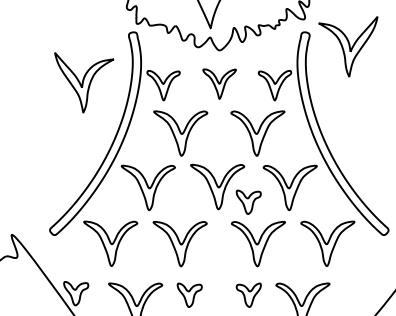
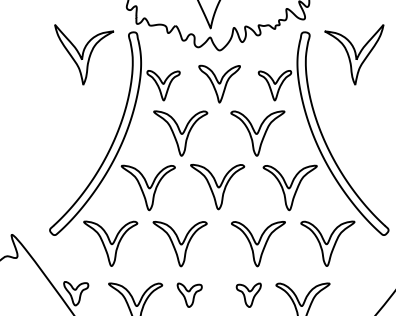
part position: (348, 46) -> (354, 54) (354, 54)
part position: (84, 82) -> (84, 54) (84, 54)
part size: 35x32 px -> 43x40 px (219, 83)
part: present -> none (248, 201)
